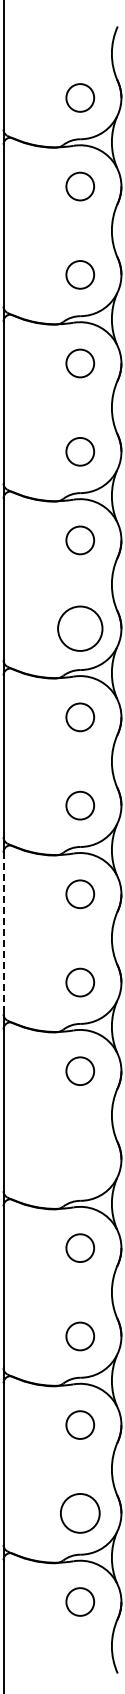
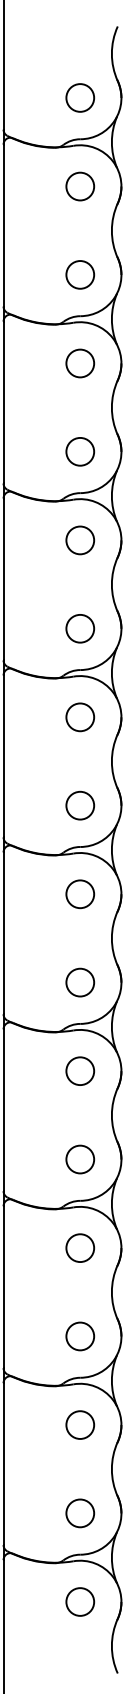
circle diameter: 44 px -> 28 px (80, 628)
line: dashed -> solid (3, 933)
circle: none -> present (80, 1159)
circle diameter: 39 px -> 28 px (80, 1513)
